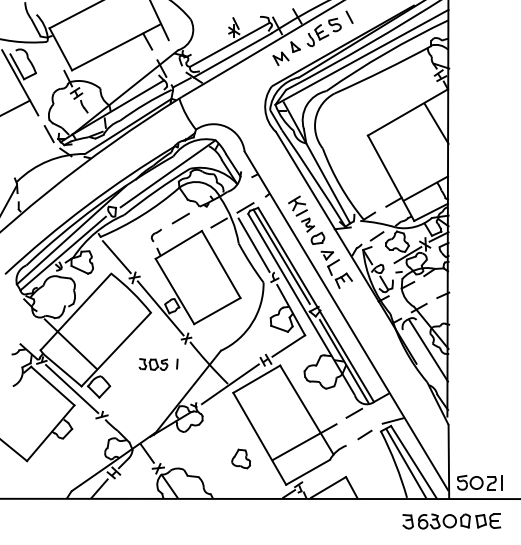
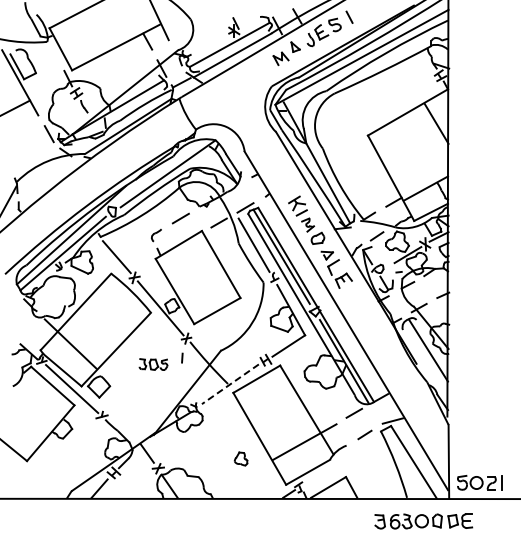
line position: (177, 363) -> (182, 357) (182, 357)
line: solid -> dashed (230, 384)
part size: 20x22 px -> 16x16 px (240, 458)
line: present -> none (406, 463)
part position: (451, 521) -> (423, 521) (423, 521)
